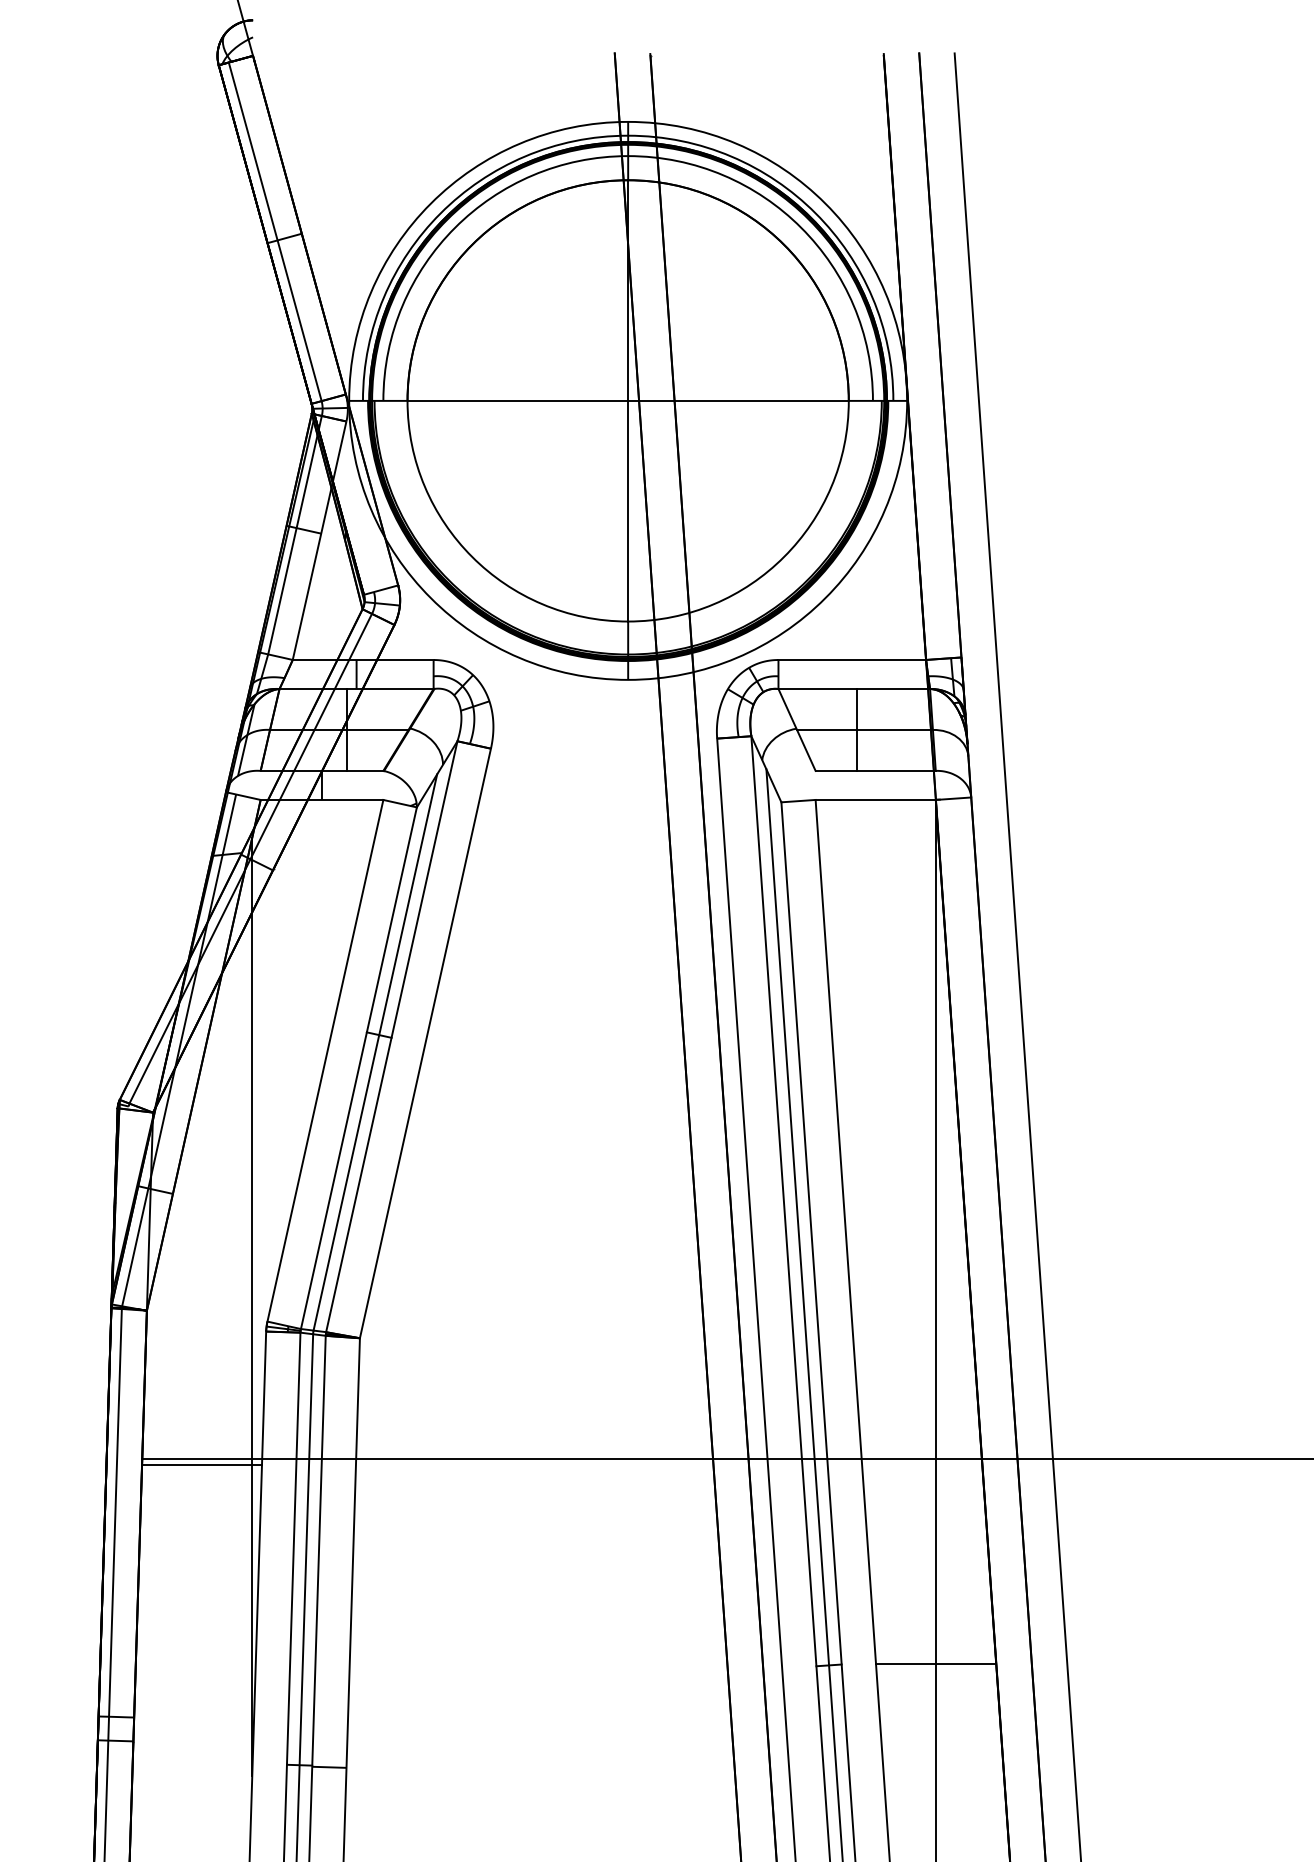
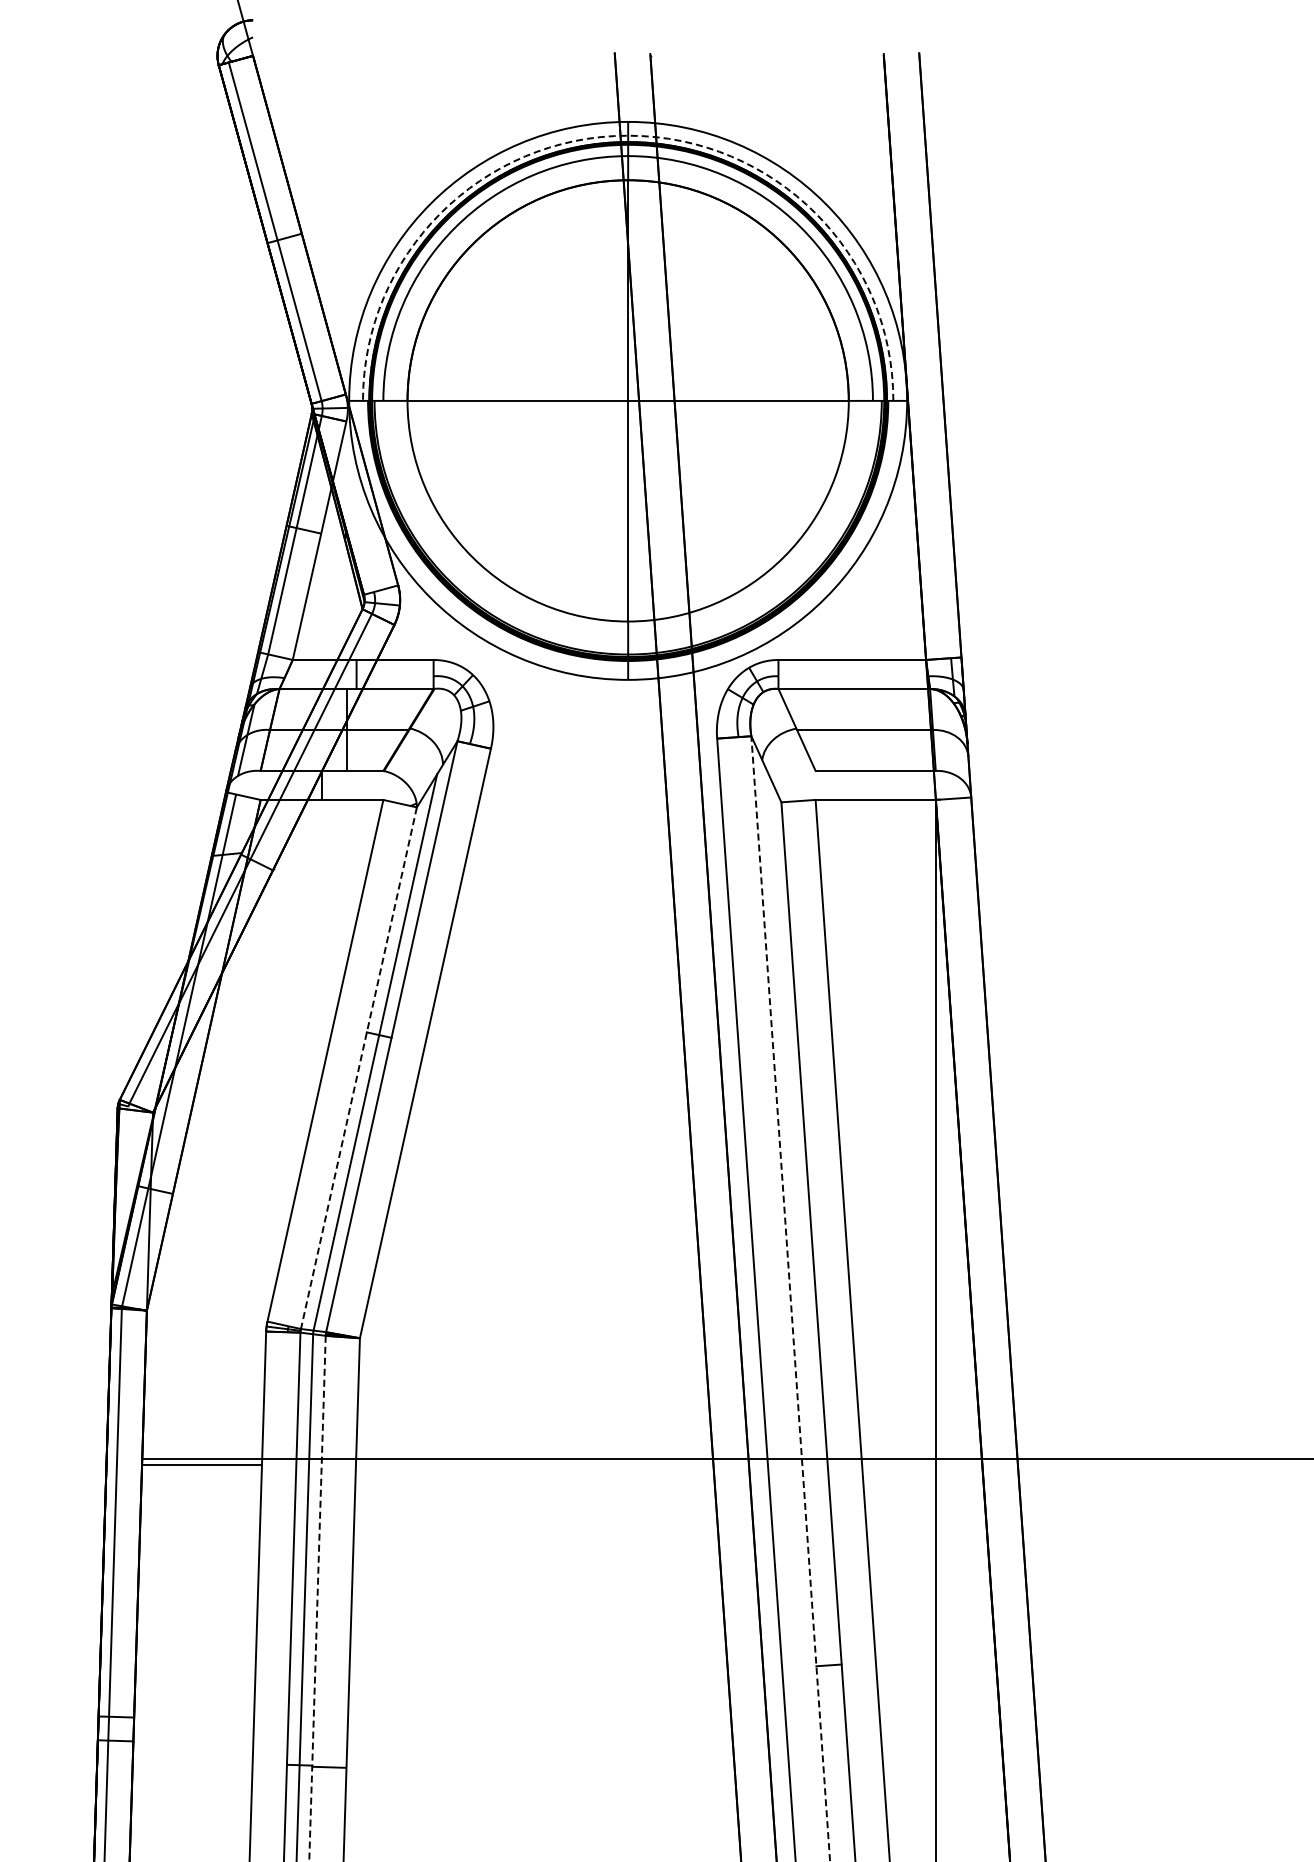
arc: solid -> dashed (628, 135)
line: present -> none (857, 729)
line: present -> none (1017, 955)
line: solid -> dashed (358, 1068)
line: solid -> dashed (790, 1298)
line: present -> none (252, 1306)
line: present -> none (804, 1313)
line: solid -> dashed (317, 1598)
line: present -> none (936, 1663)
